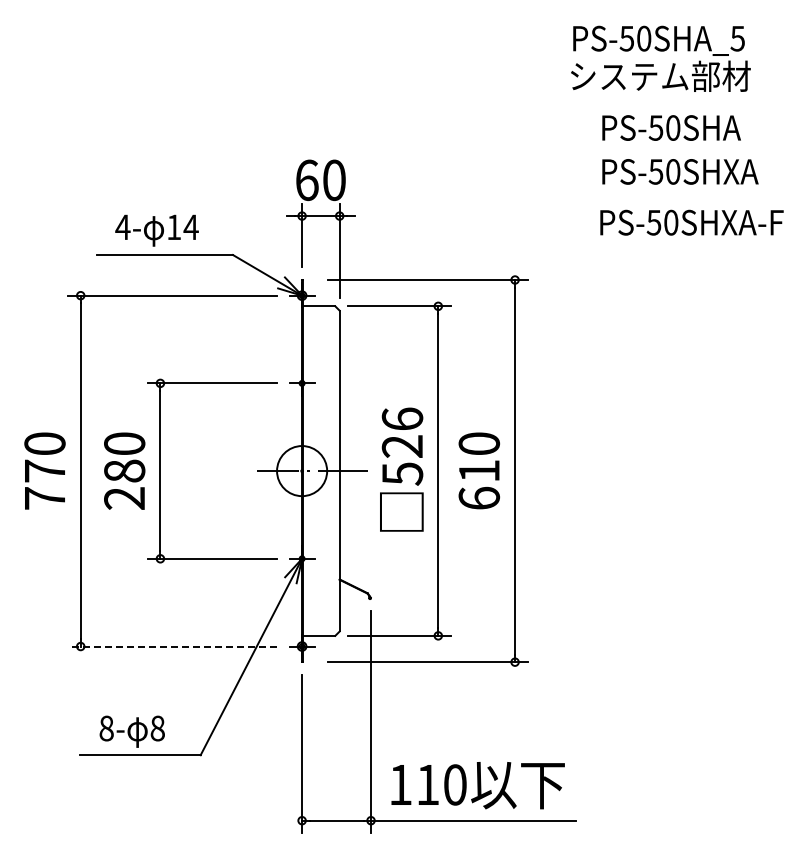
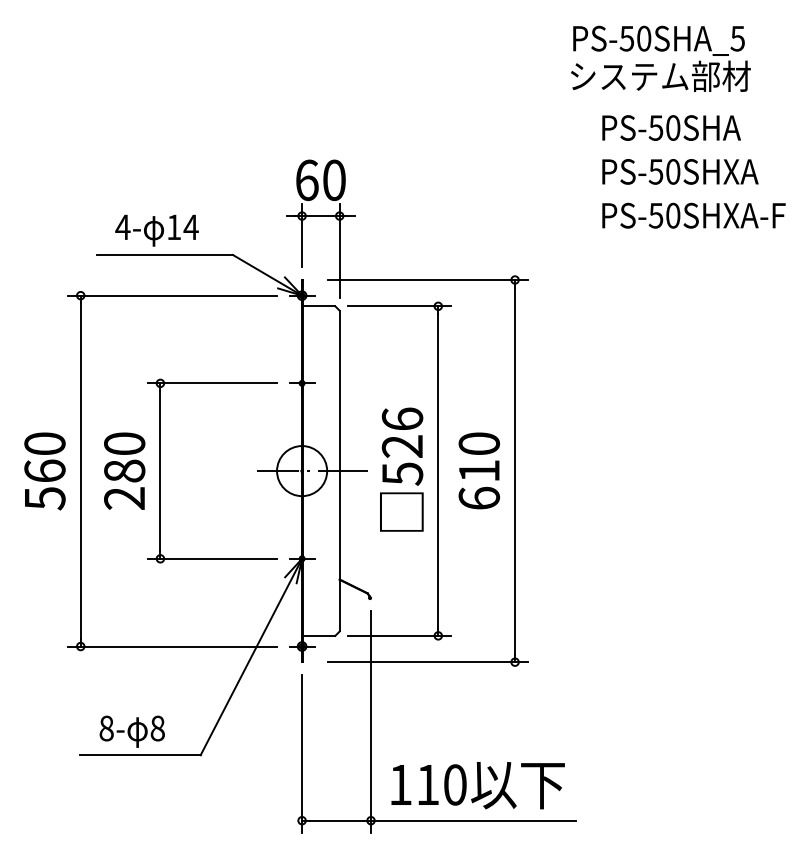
text position: (691, 222) -> (693, 215) (693, 215)
text: 770 -> 560 (44, 484)
line: dashed -> solid (172, 646)
